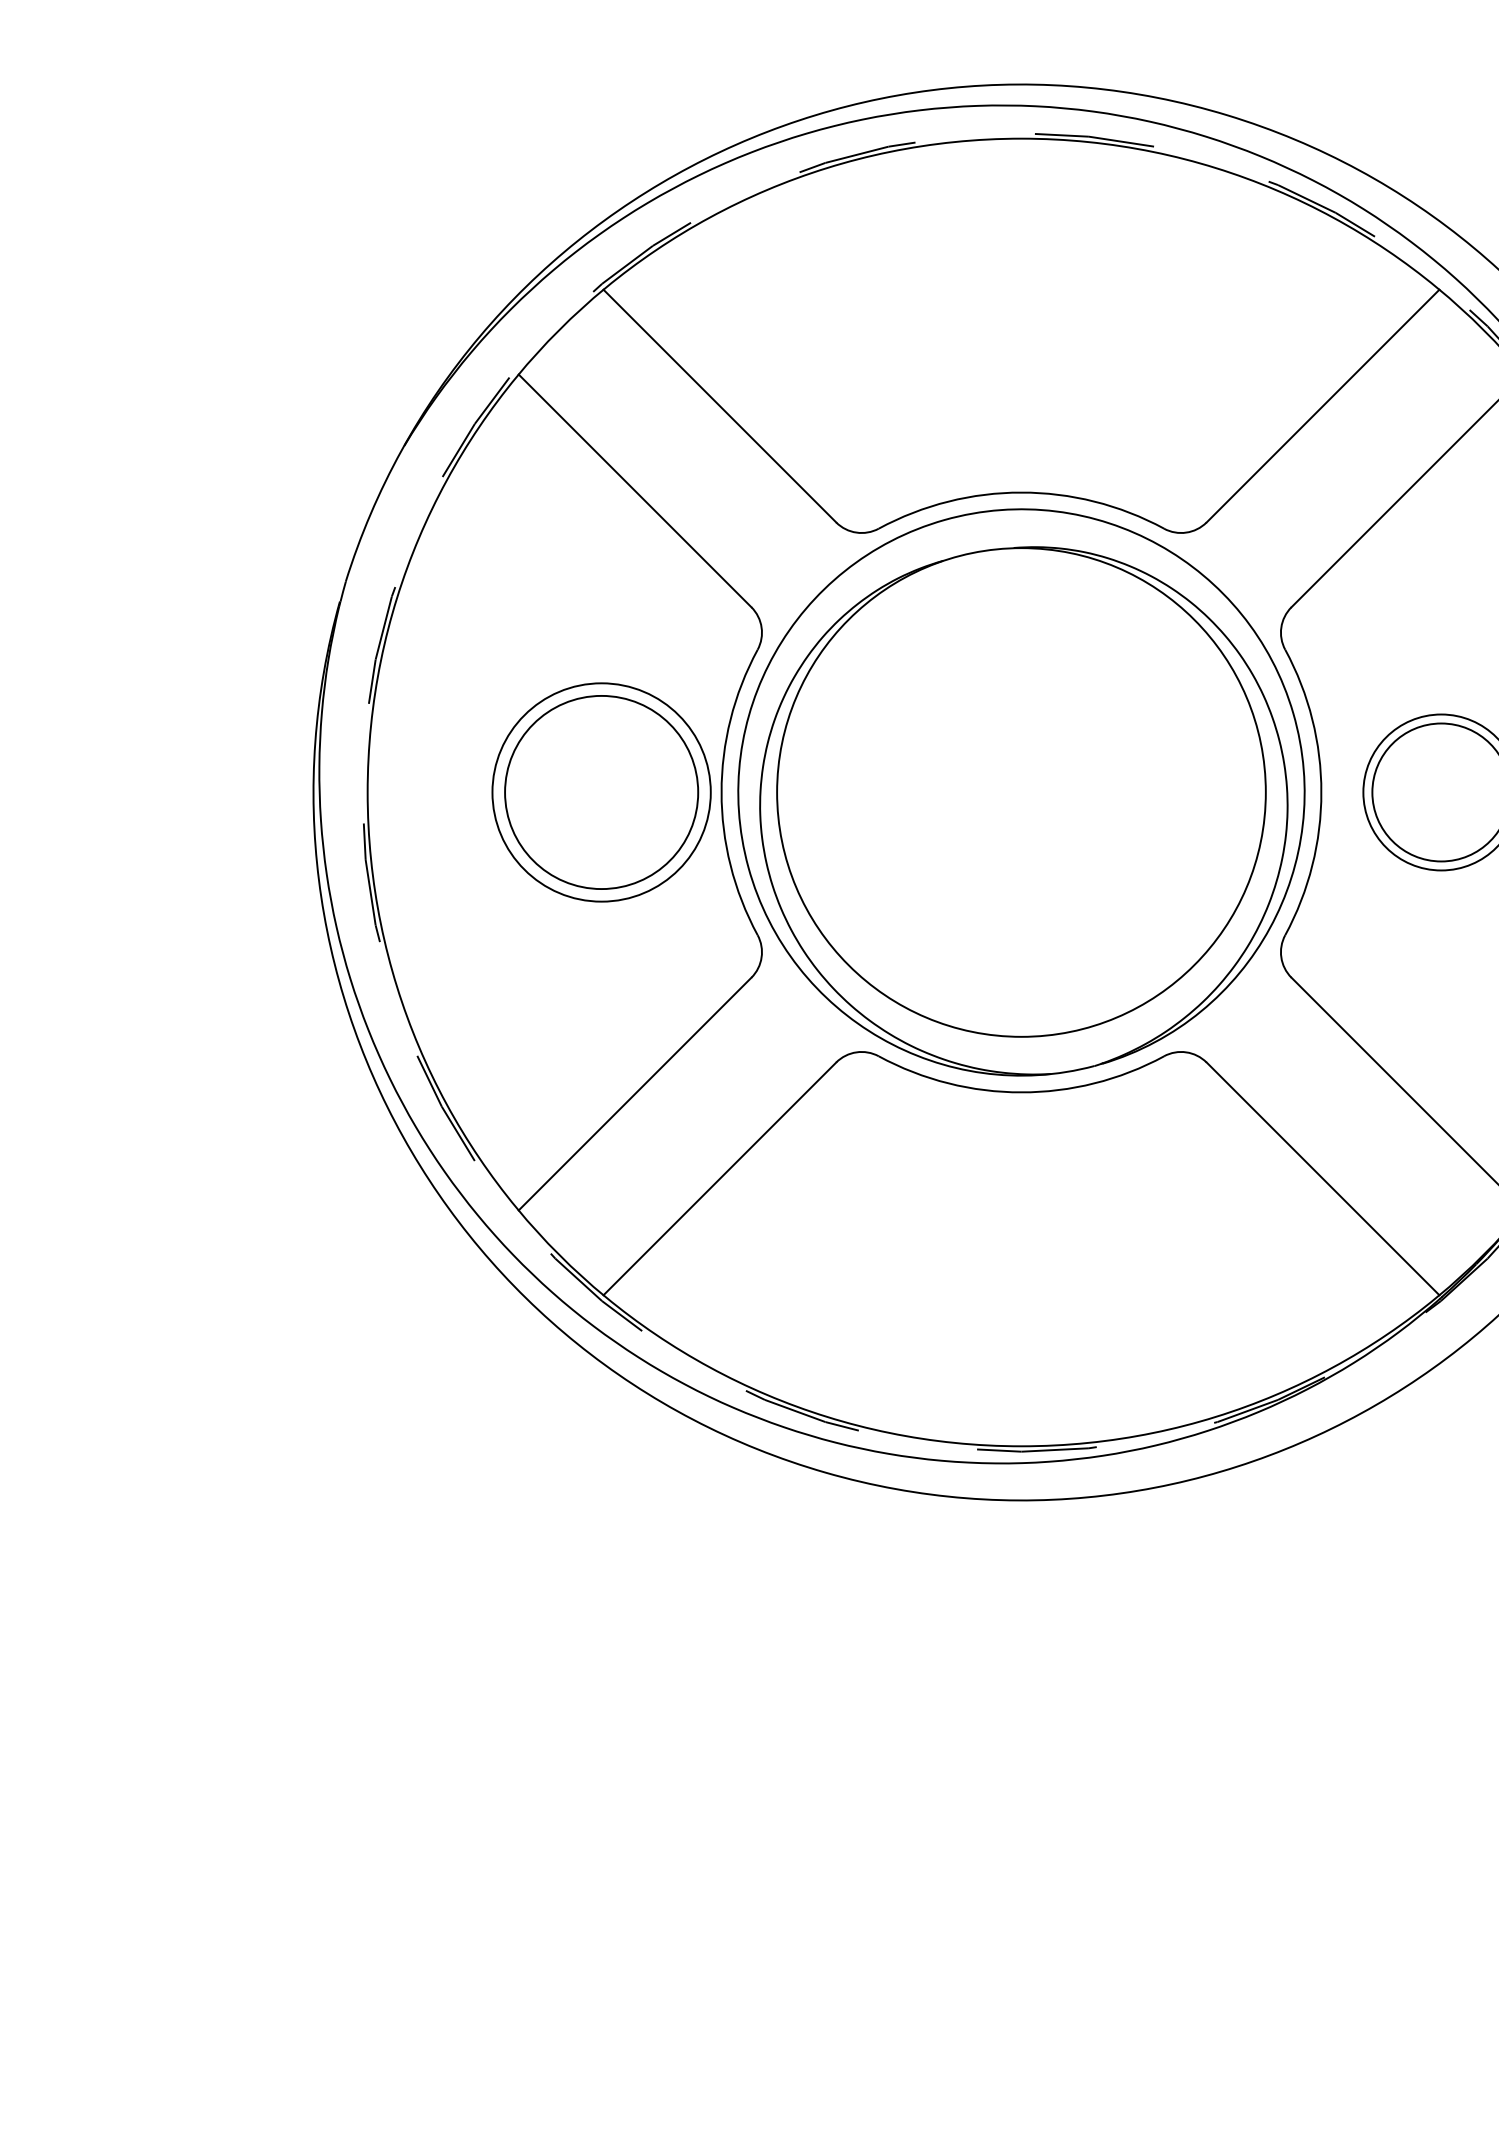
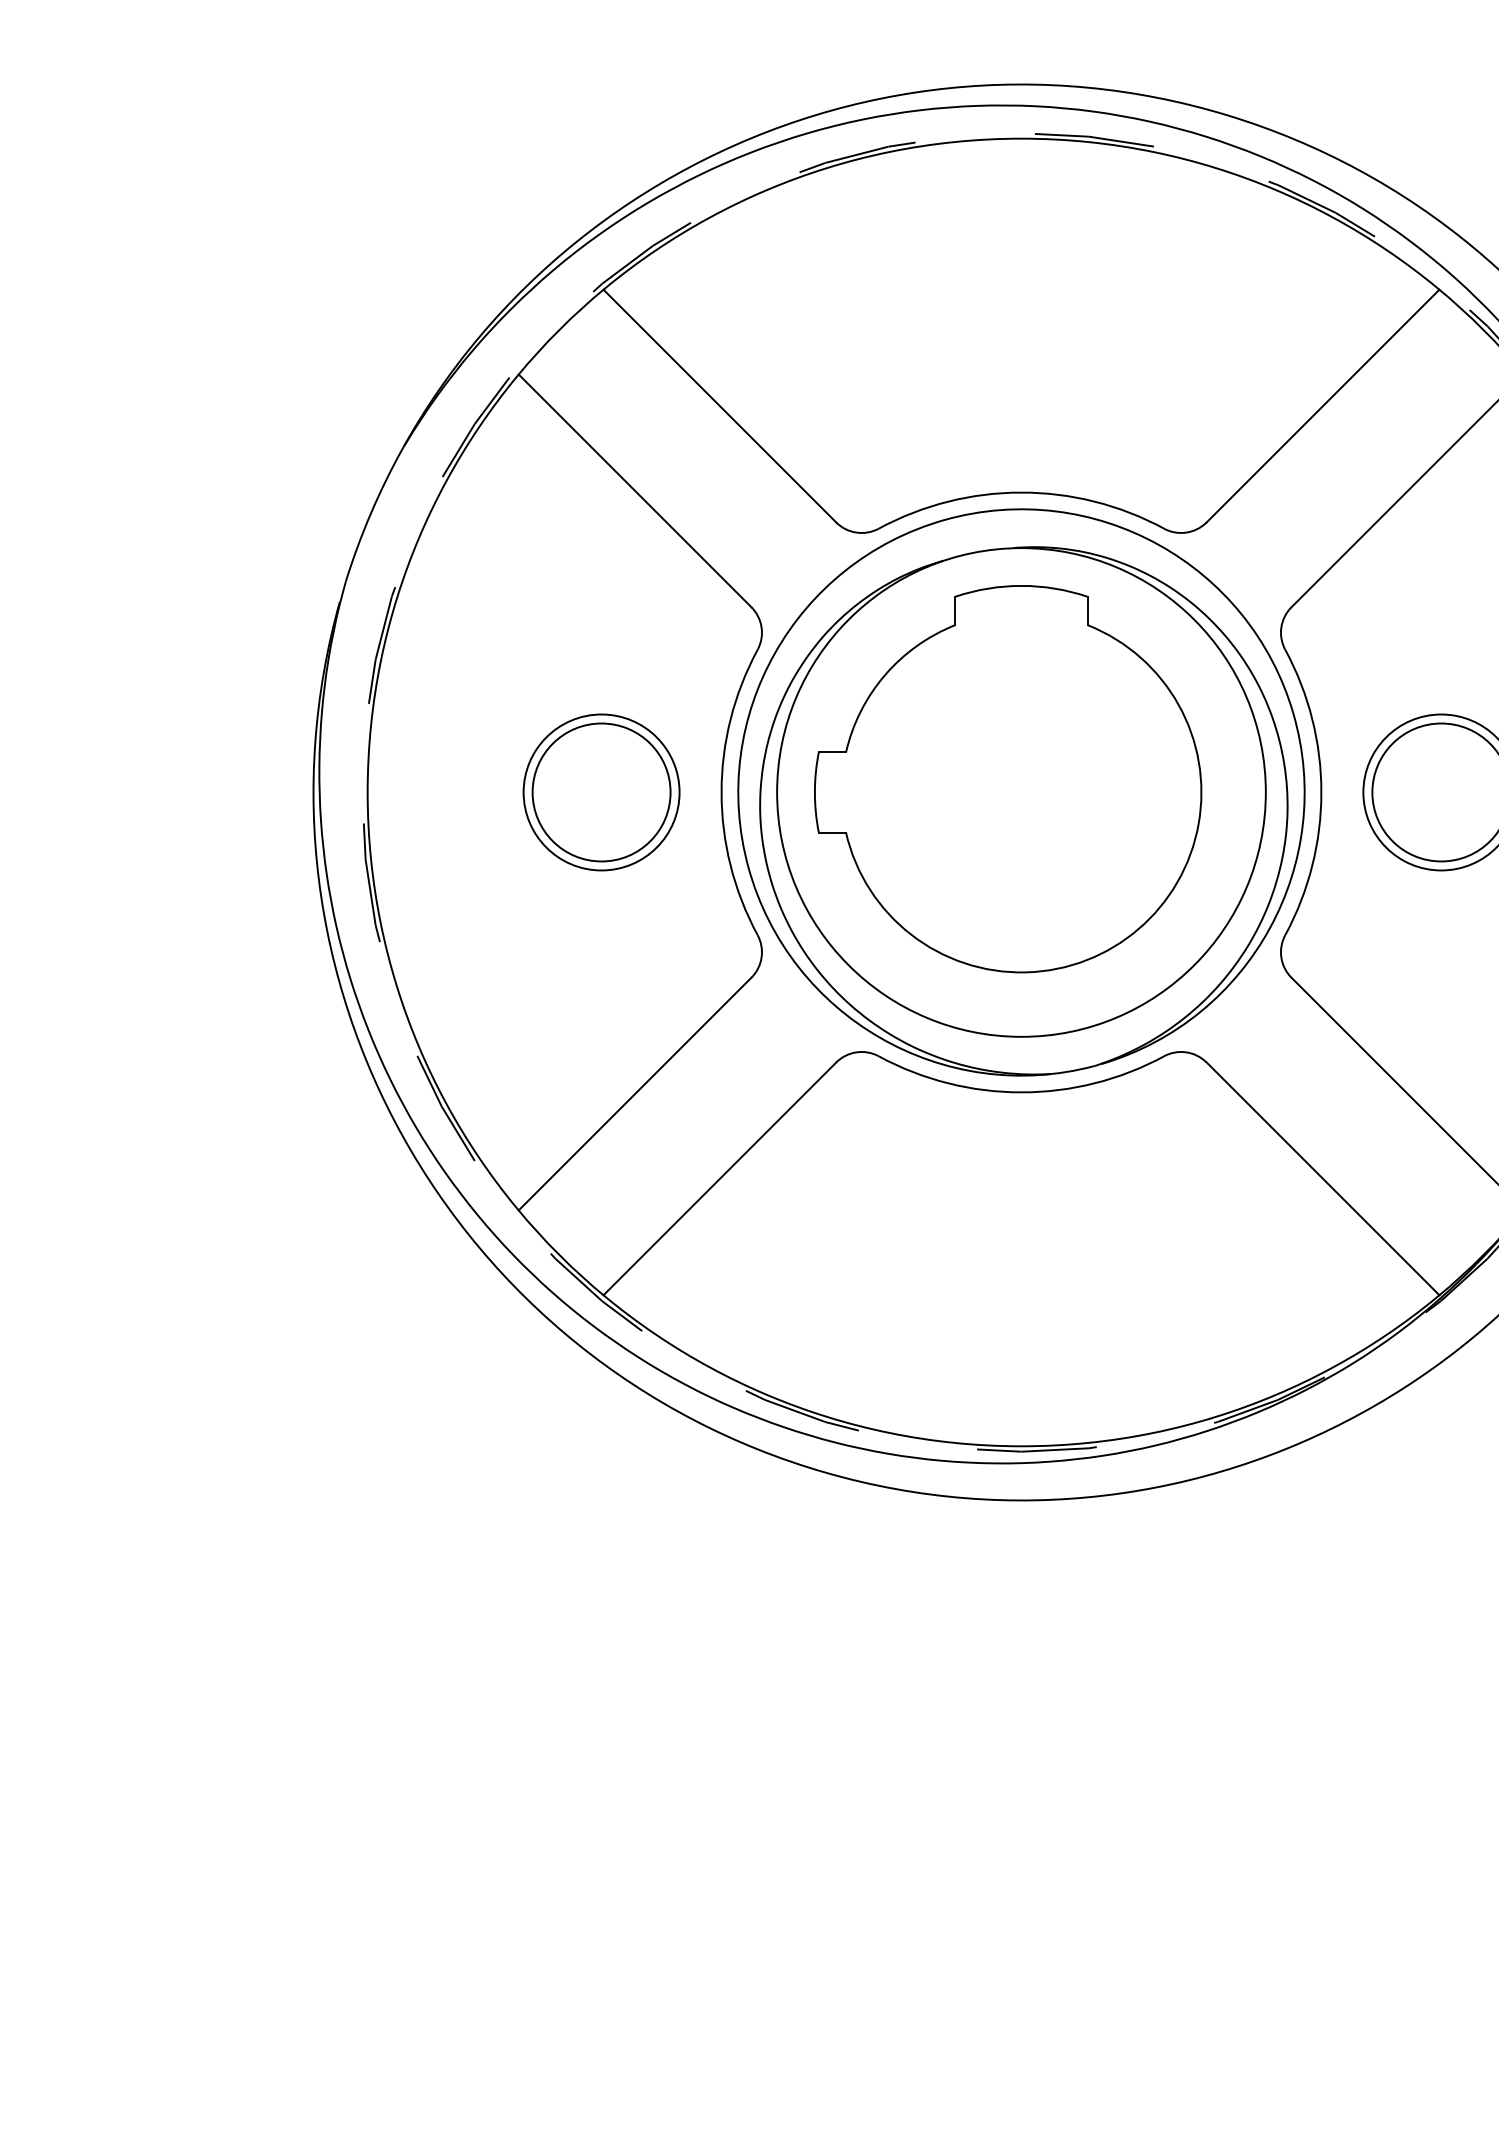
part: none -> present (1008, 779)
part size: 221x221 px -> 159x159 px (601, 792)
